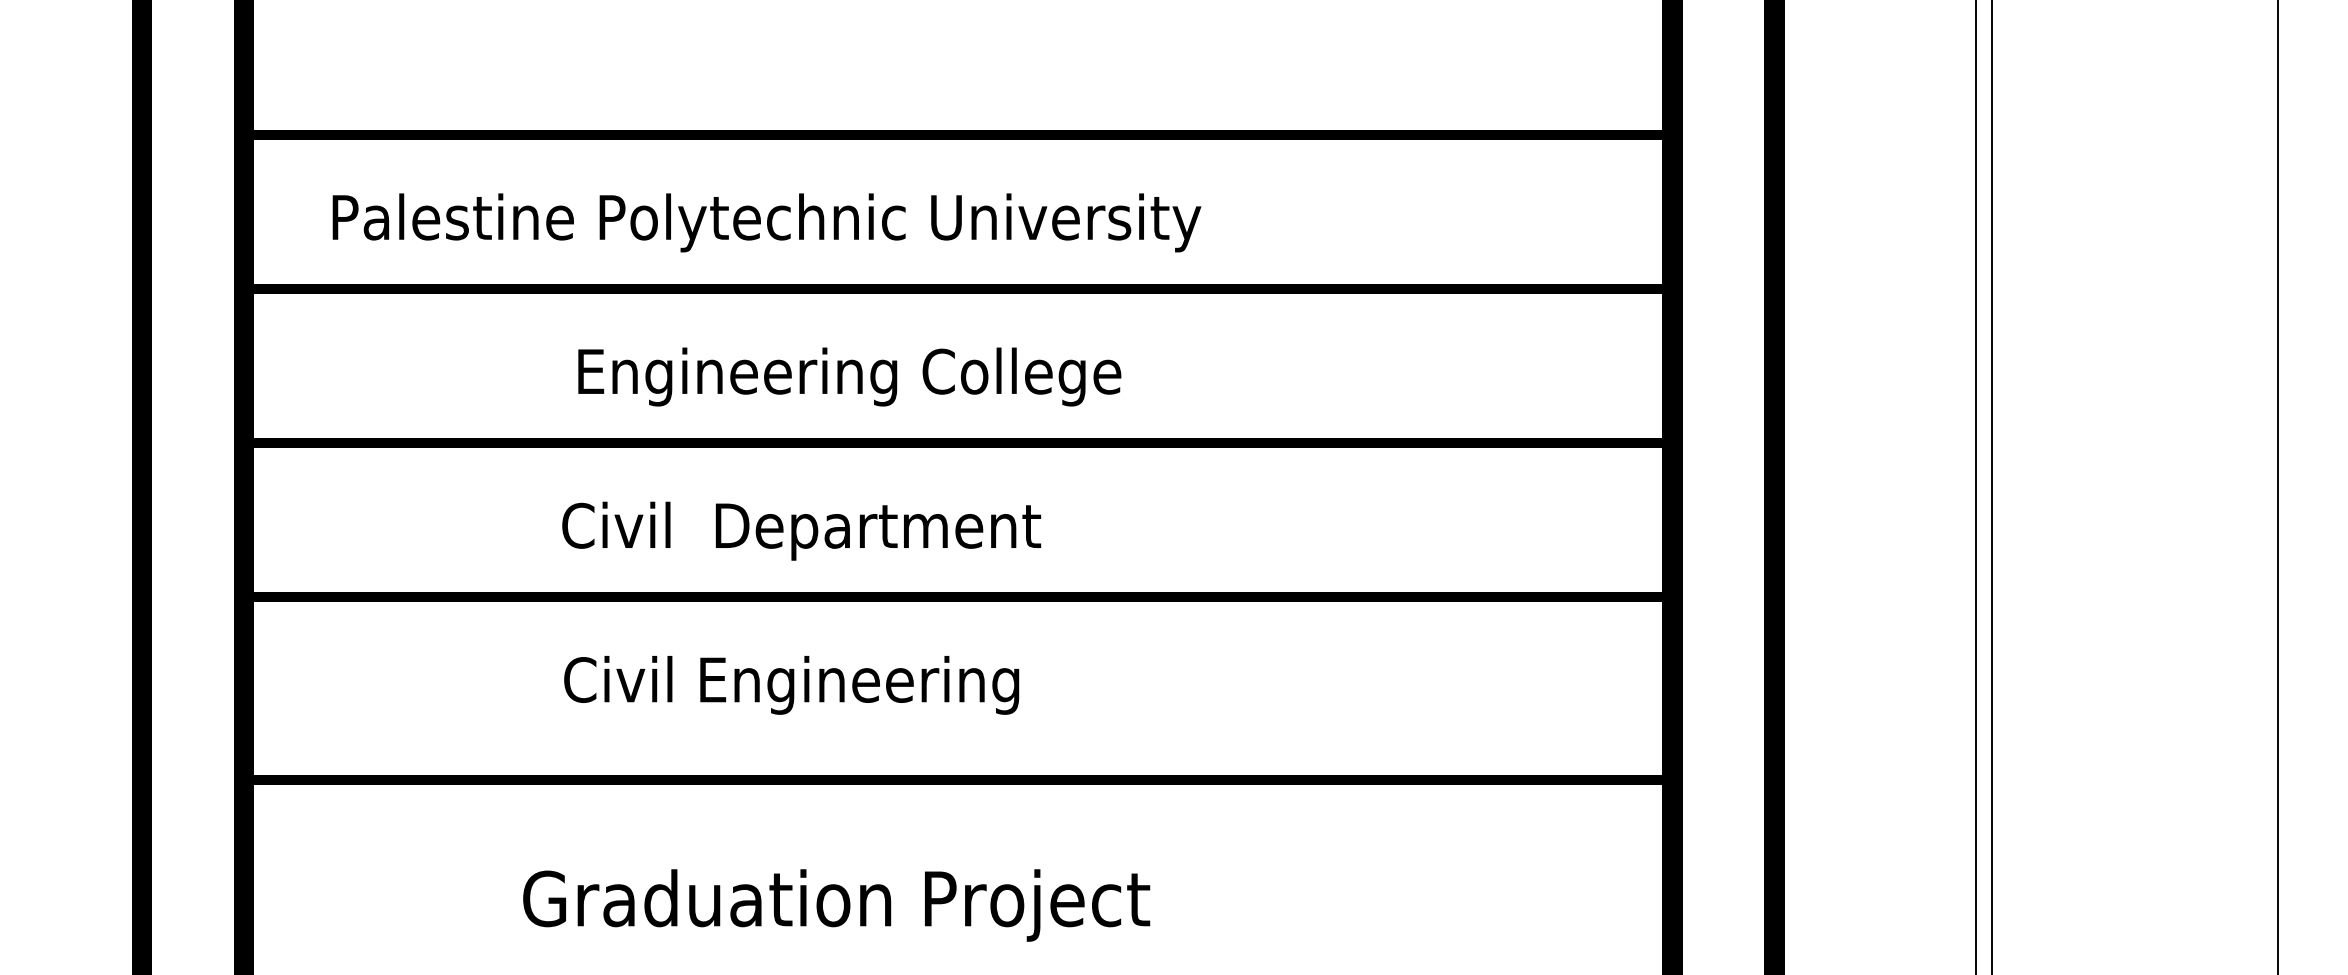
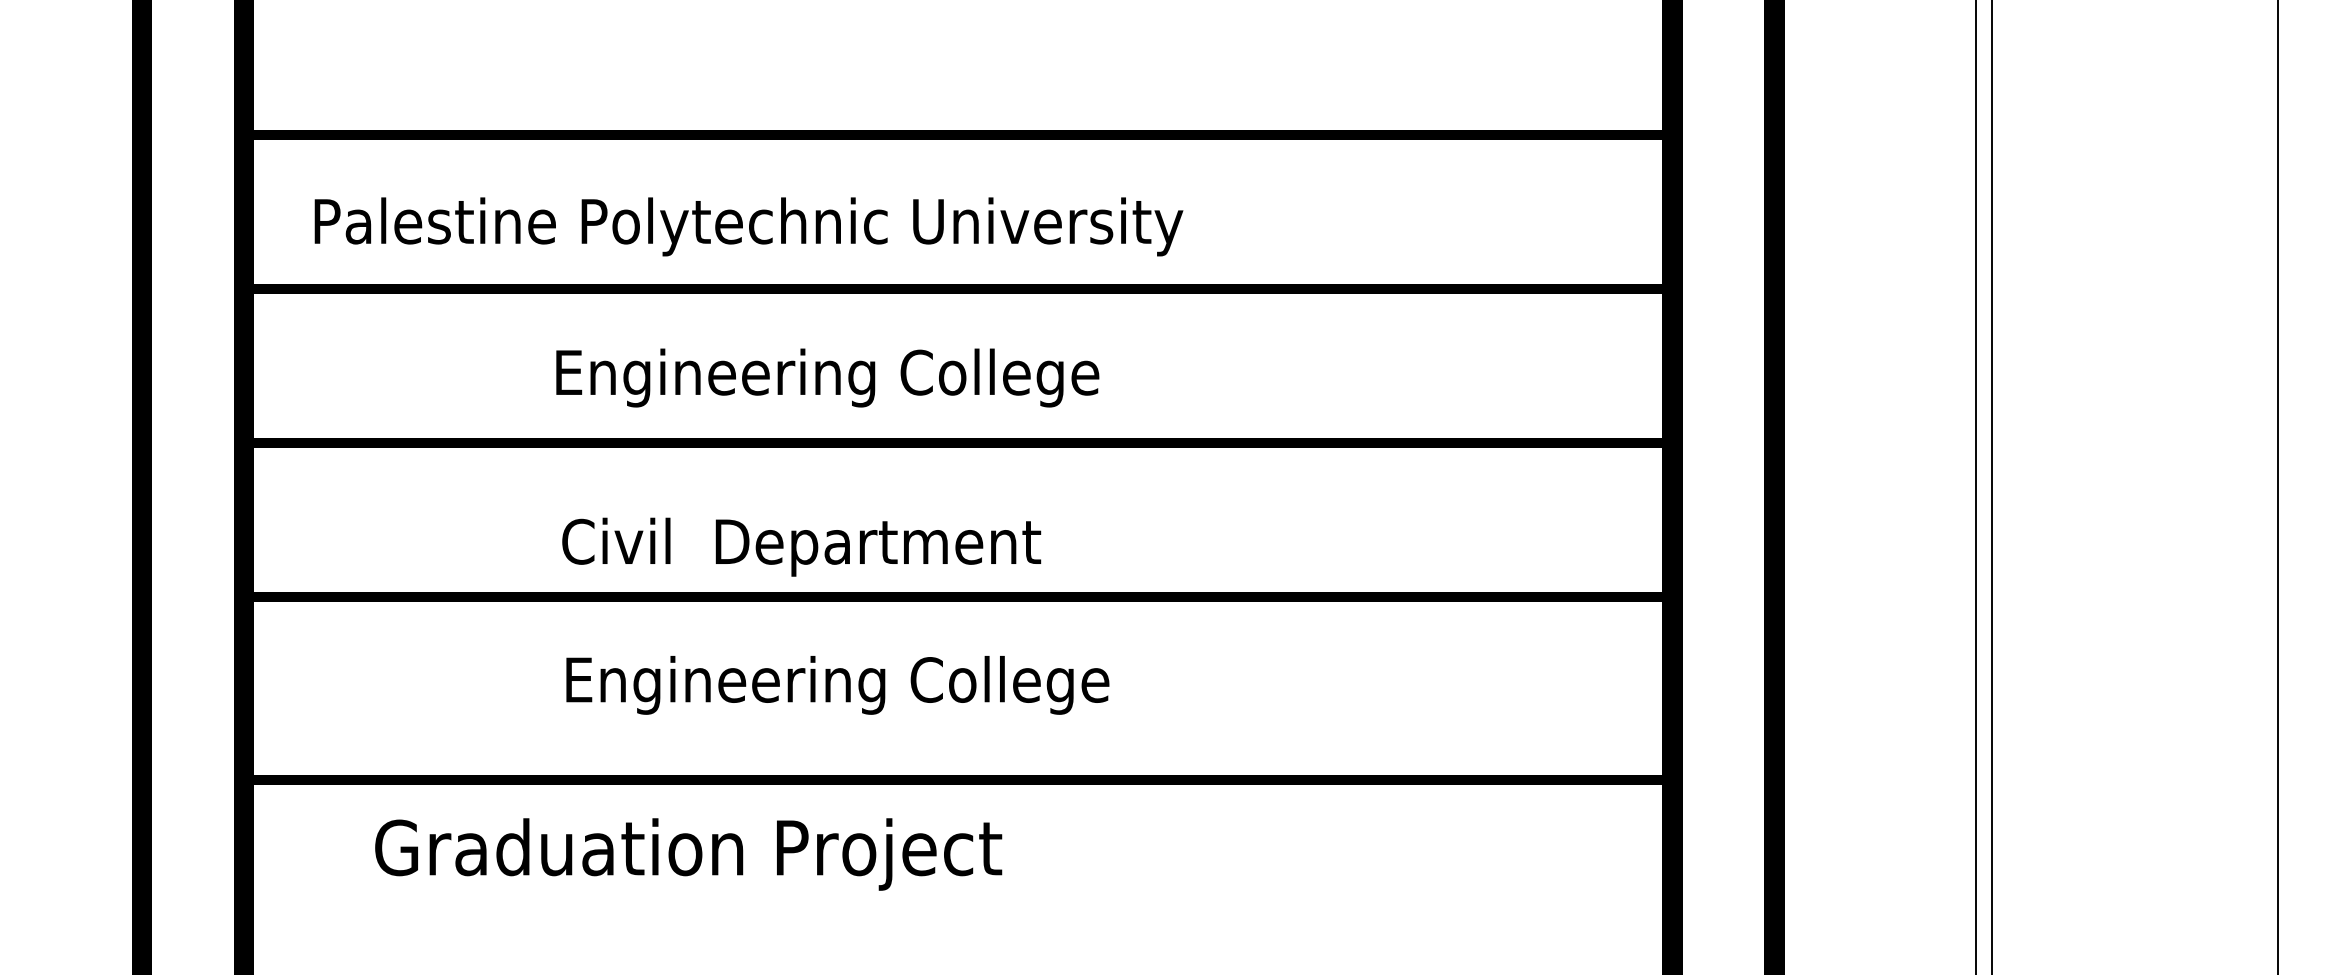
text position: (766, 222) -> (748, 226) (748, 226)
text position: (849, 376) -> (827, 377) (827, 377)
text position: (801, 530) -> (801, 546) (801, 546)
text: Civil Engineering -> Engineering College (836, 684)
text position: (836, 905) -> (688, 854) (688, 854)
